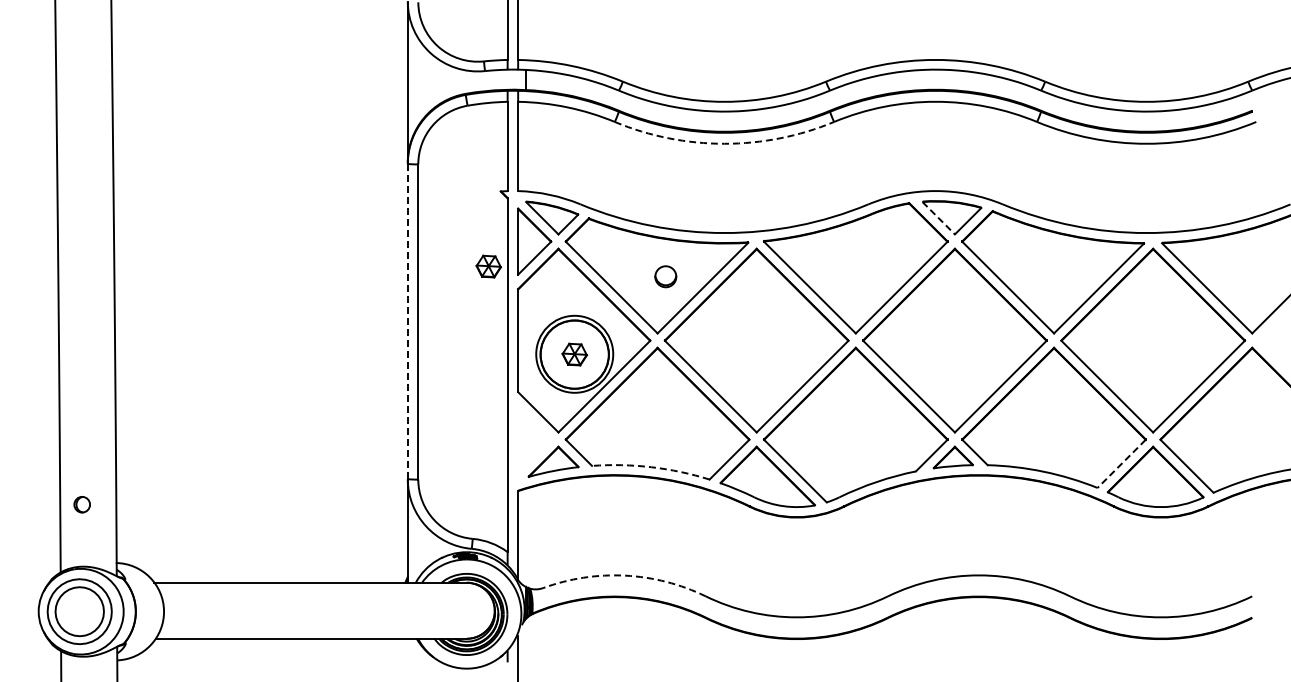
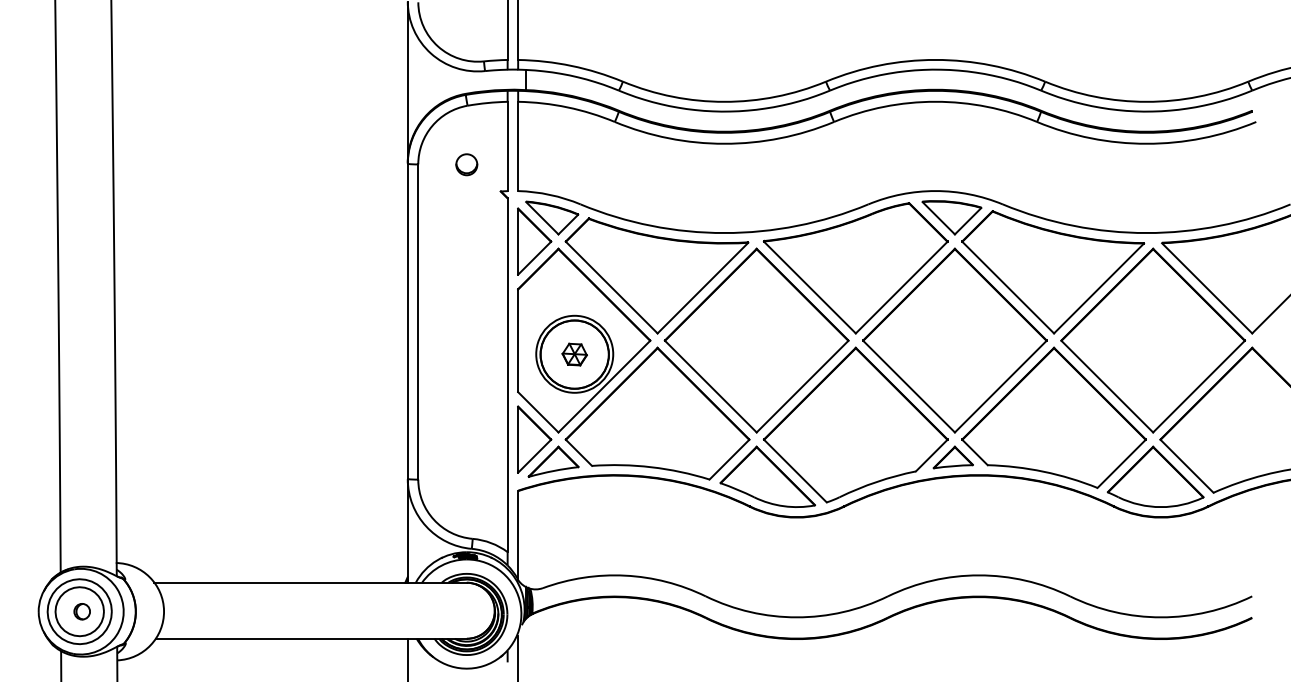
arc: dashed -> solid (724, 143)
line: dashed -> solid (938, 218)
part: present -> none (488, 266)
part position: (665, 276) -> (466, 164) (466, 164)
line: dashed -> solid (407, 321)
part: none -> present (534, 439)
line: dashed -> solid (1121, 464)
arc: dashed -> solid (651, 467)
part position: (81, 504) -> (81, 611) (81, 611)
arc: dashed -> solid (625, 575)
line: none -> present (407, 658)
